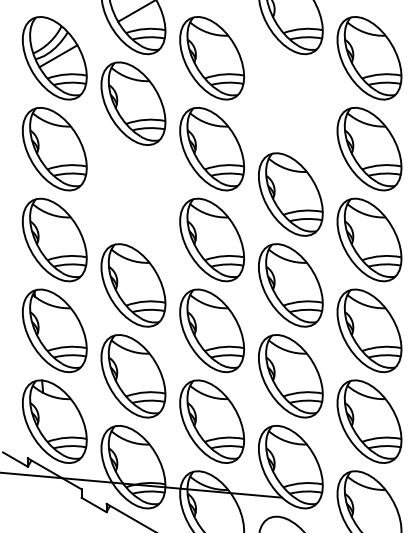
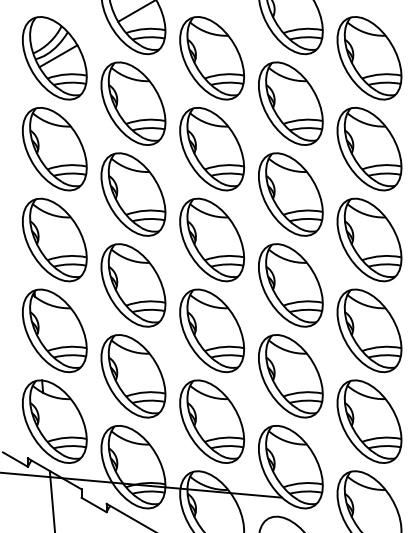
part: none -> present (290, 103)
part: none -> present (133, 194)
line: none -> present (51, 500)
